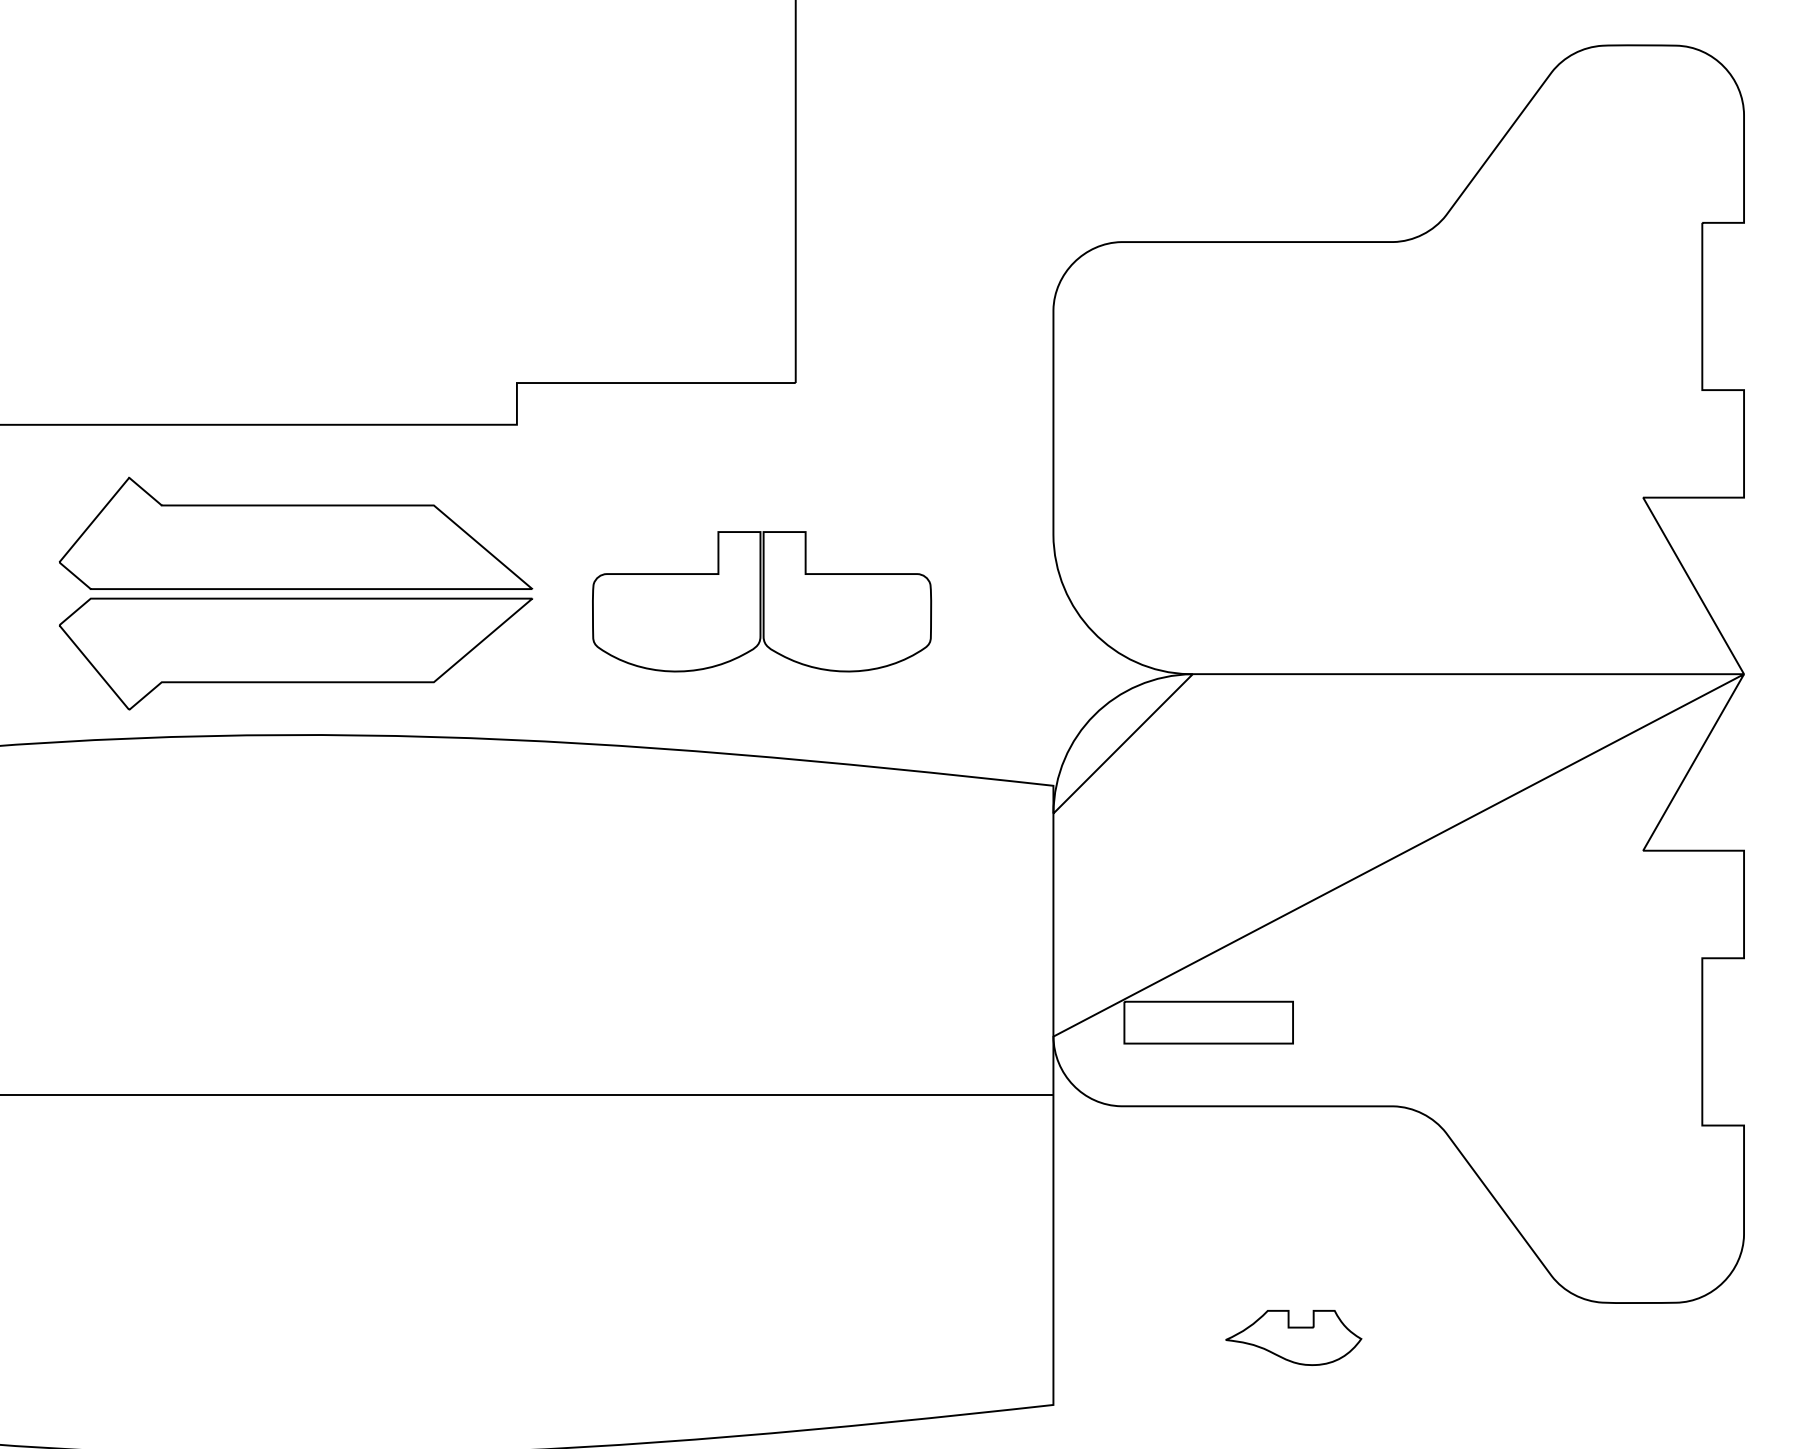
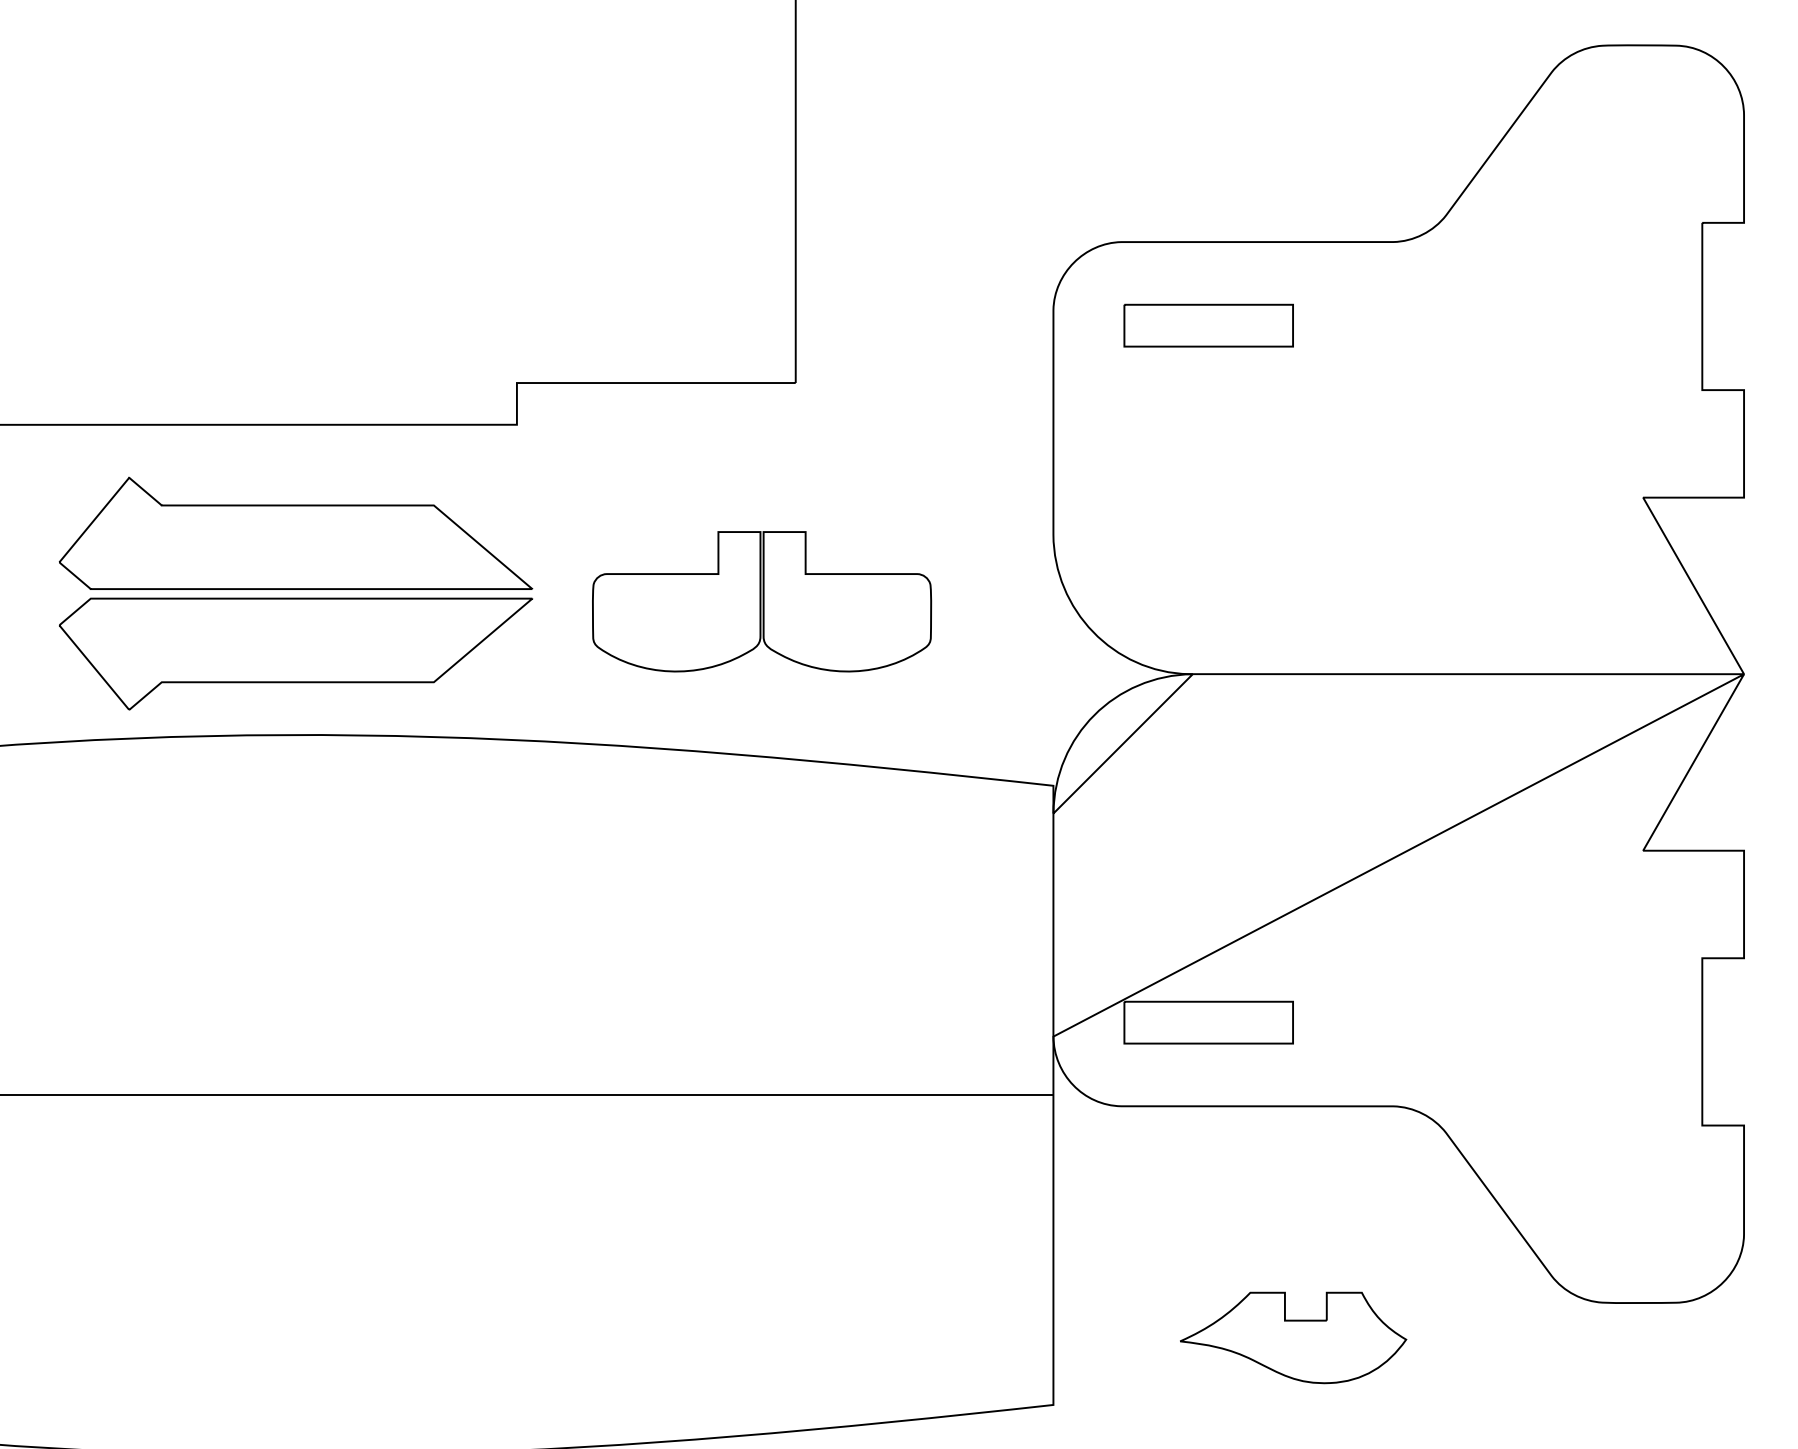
part: none -> present (1208, 325)
part size: 138x56 px -> 228x94 px (1293, 1337)
